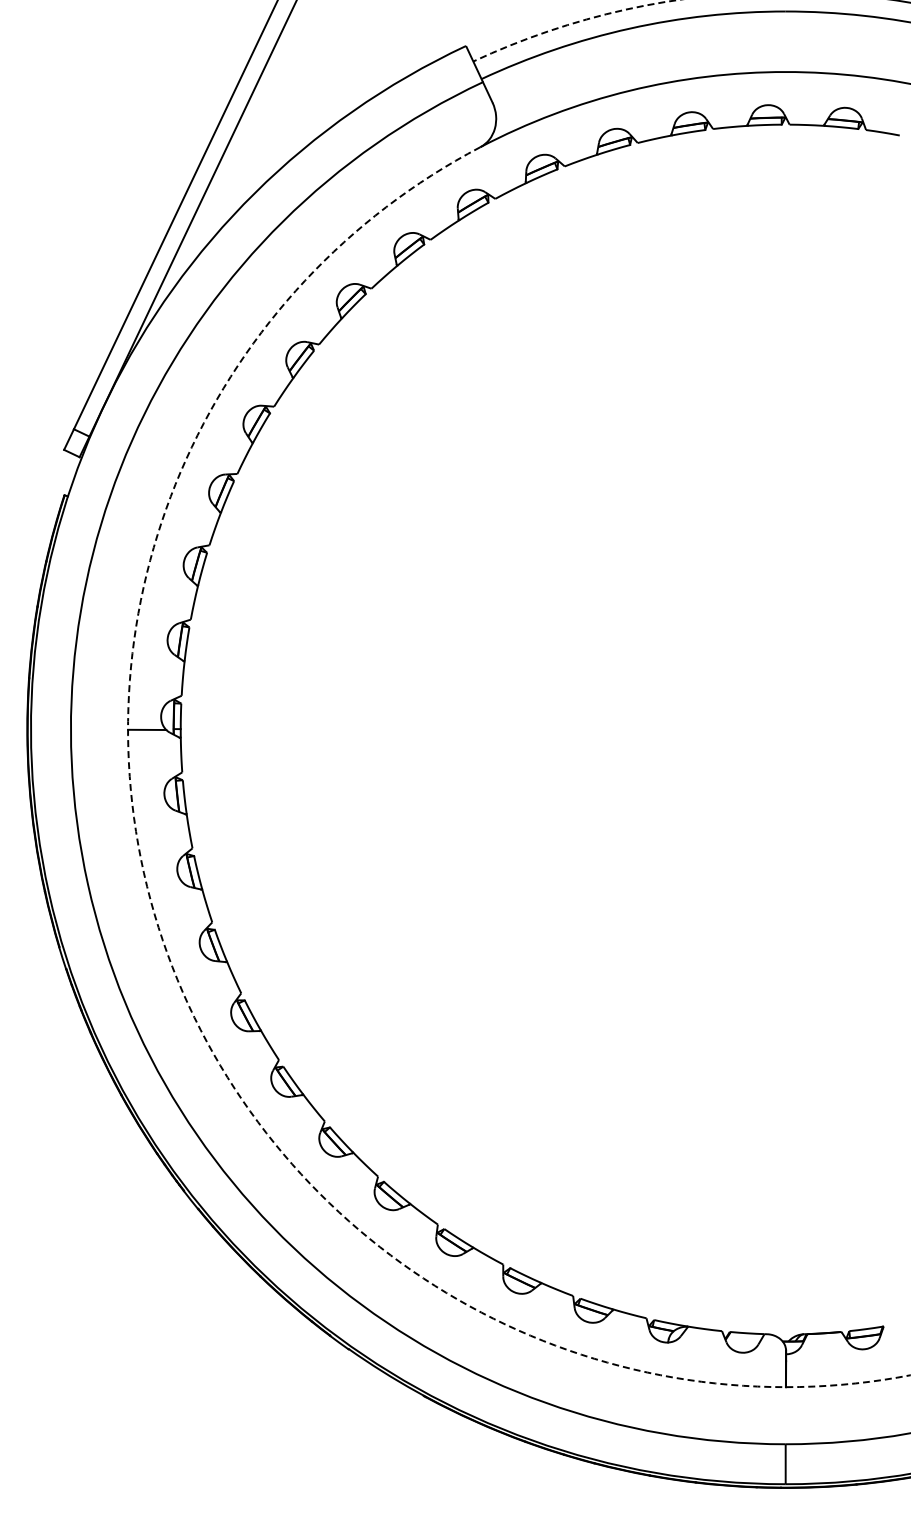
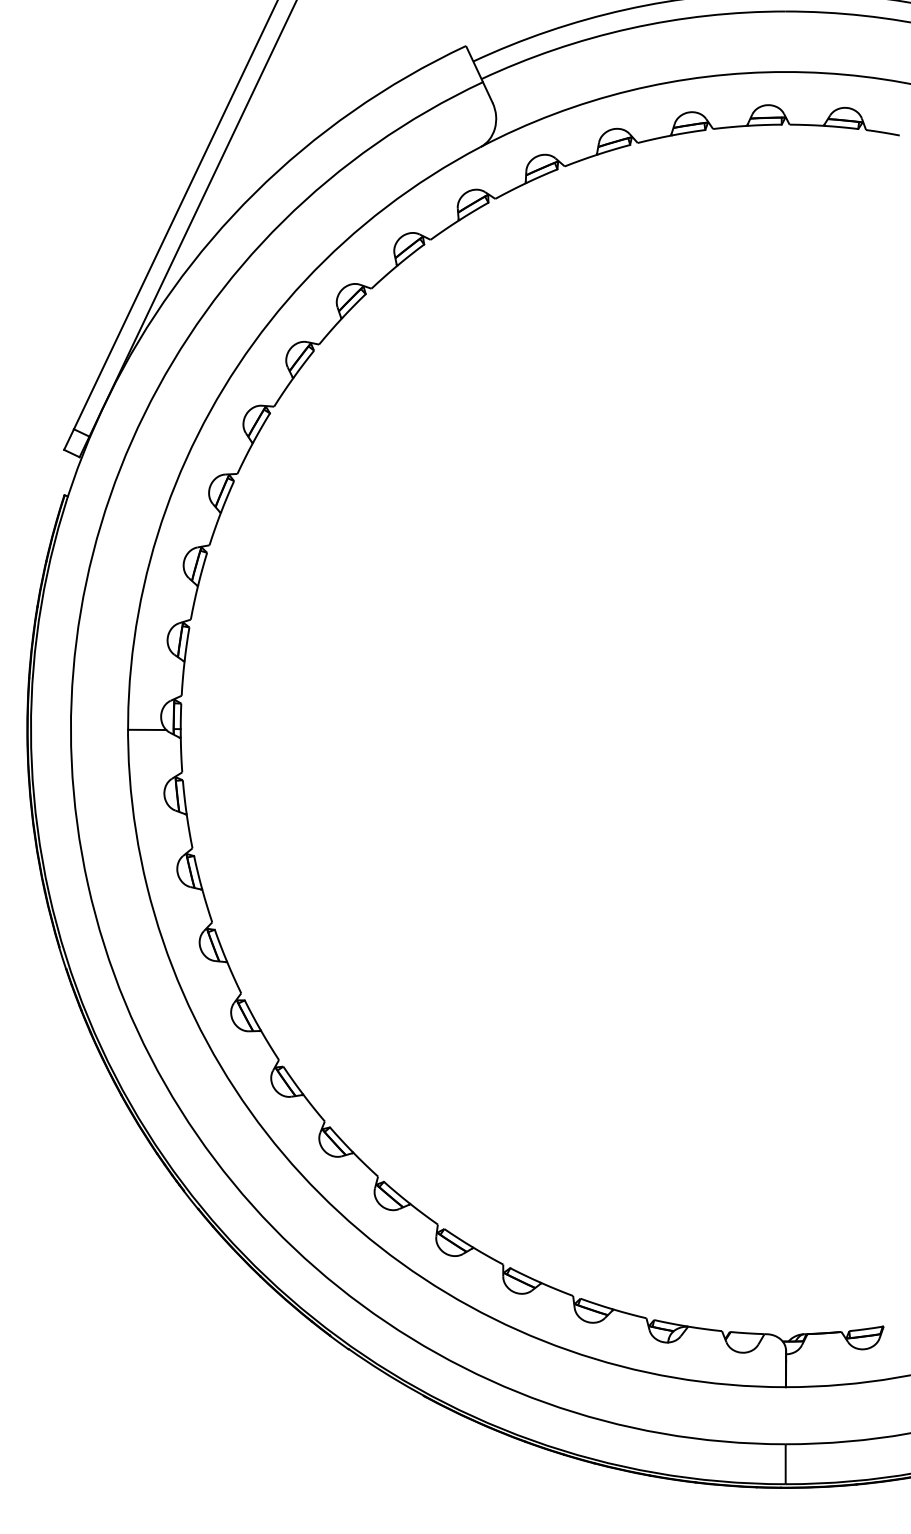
arc: dashed -> solid (573, 23)
arc: dashed -> solid (164, 946)
